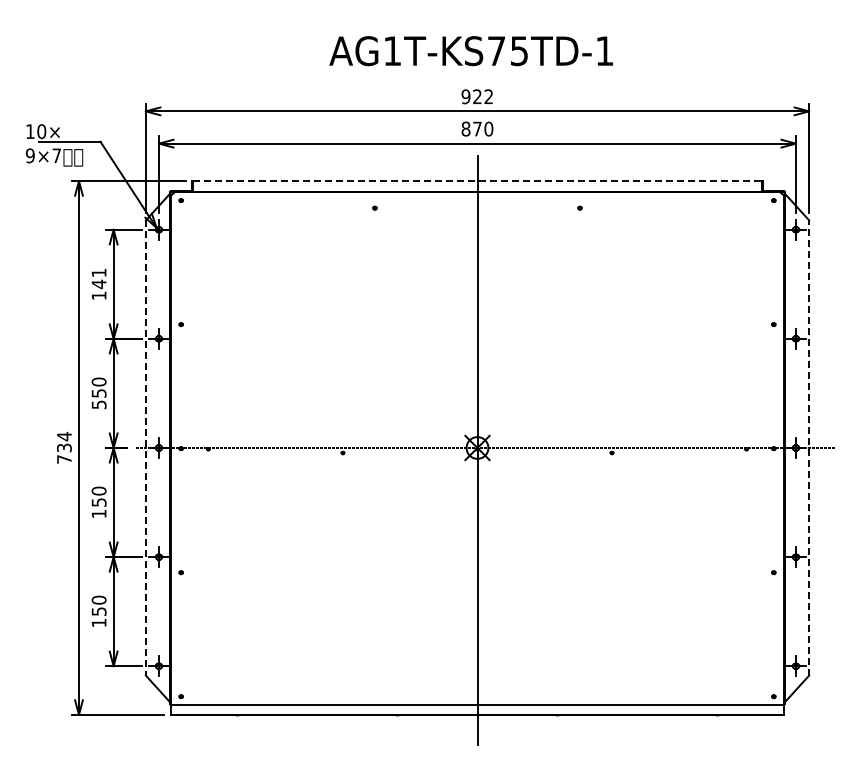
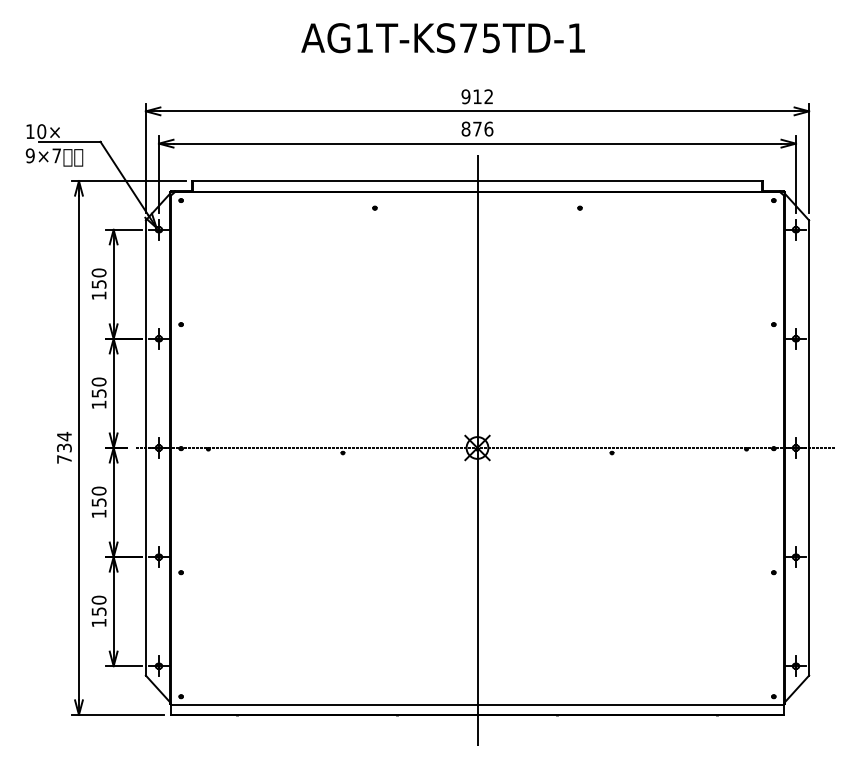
text position: (470, 51) -> (442, 38) (442, 38)
text: 922 -> 912 (477, 96)
text: 870 -> 876 (488, 128)
line: dashed -> solid (477, 181)
text: 141 -> 150 (98, 278)
text: 550 -> 150 (98, 404)
line: dashed -> solid (145, 448)
line: dashed -> solid (809, 448)
